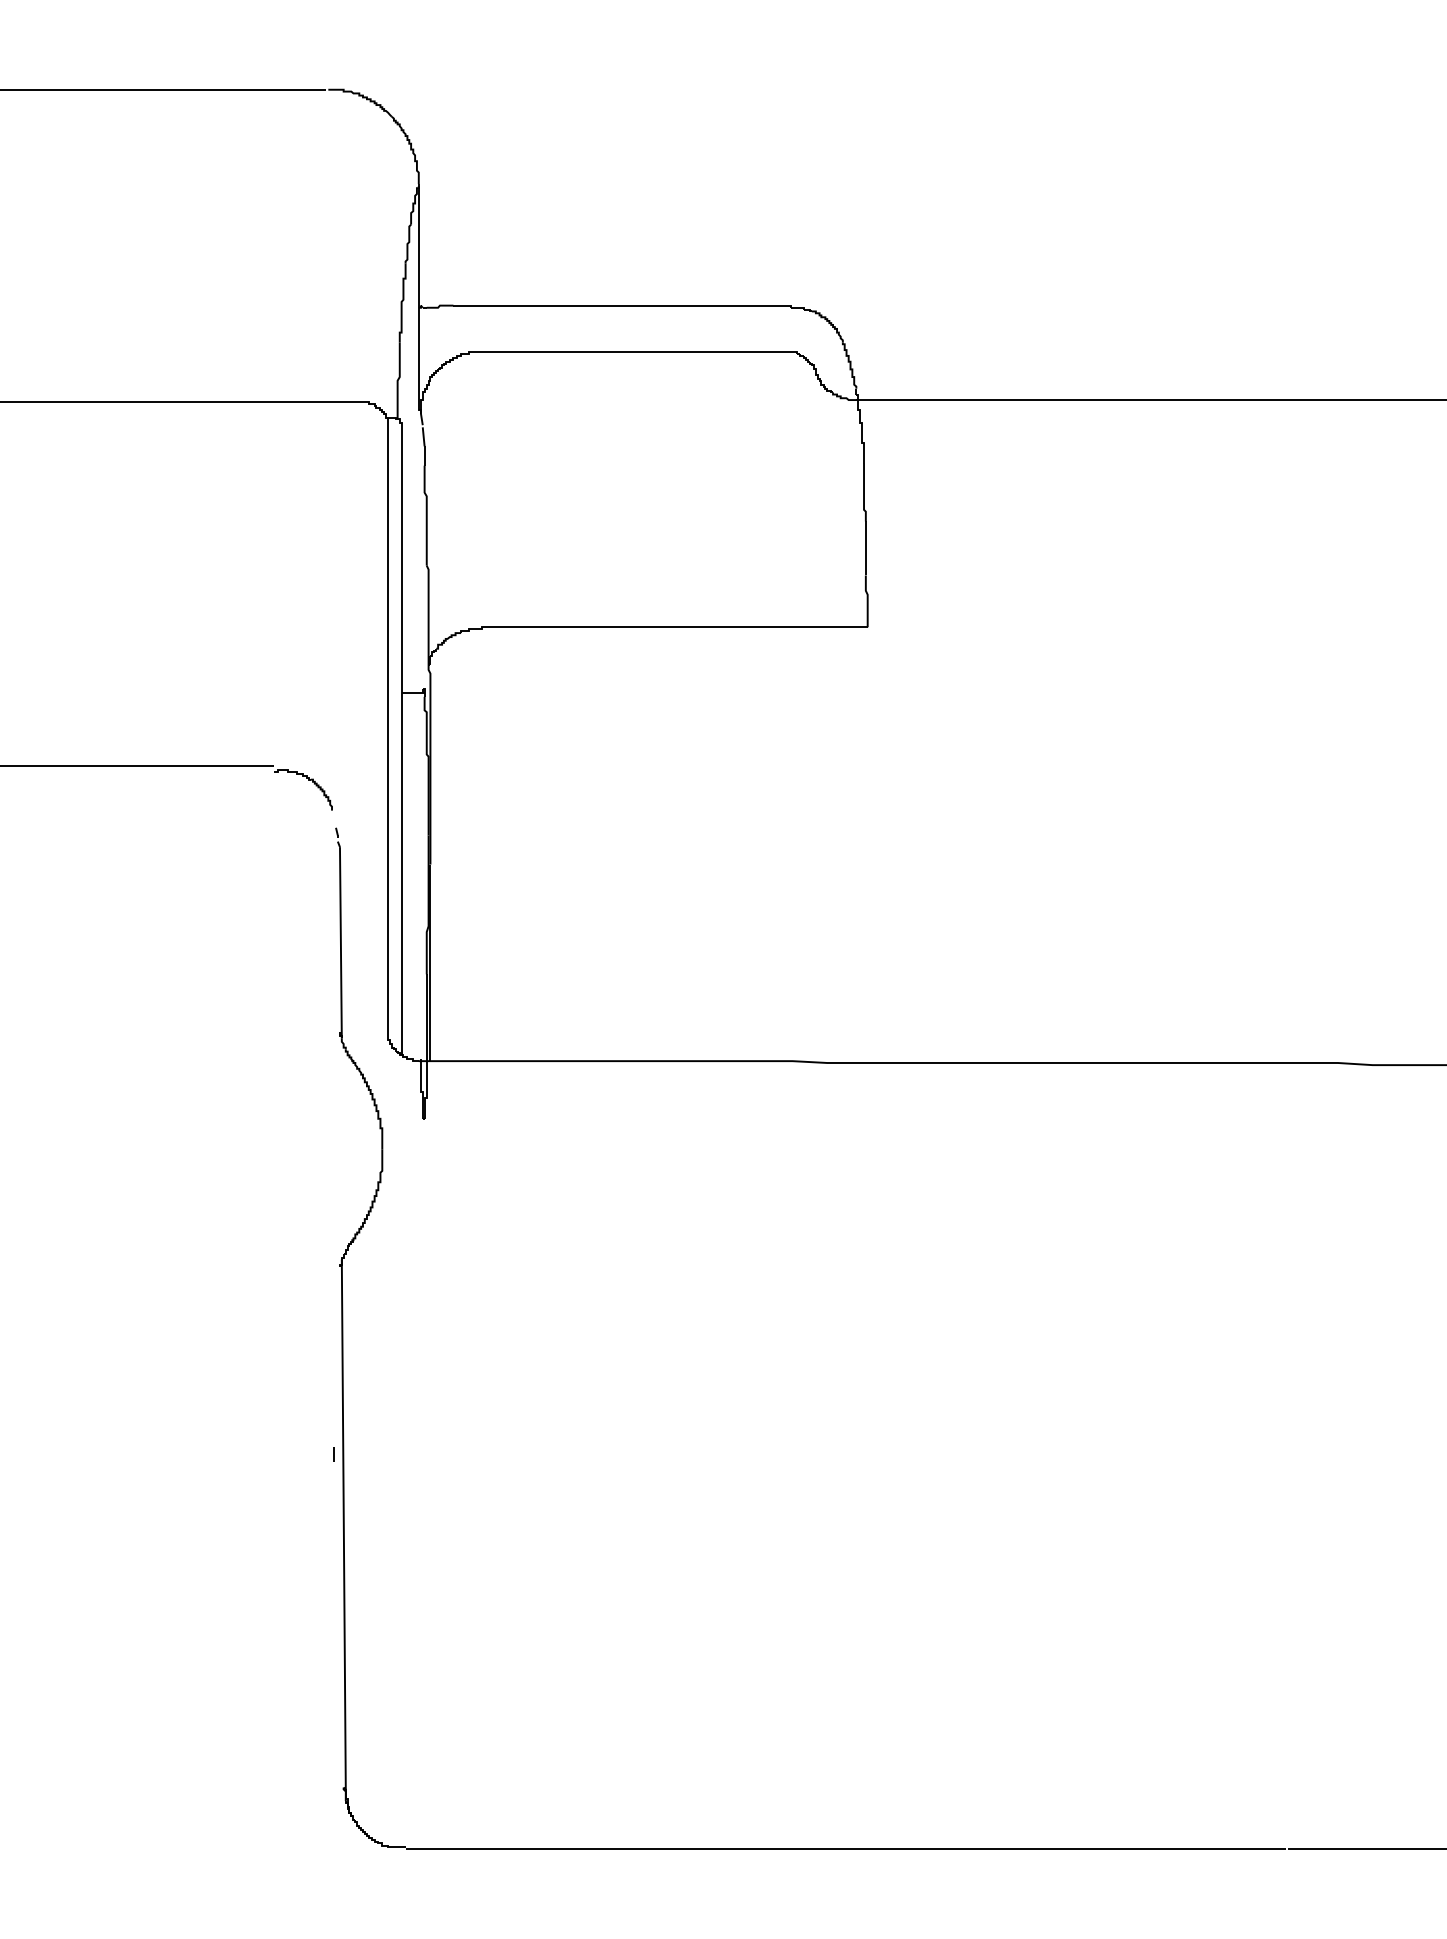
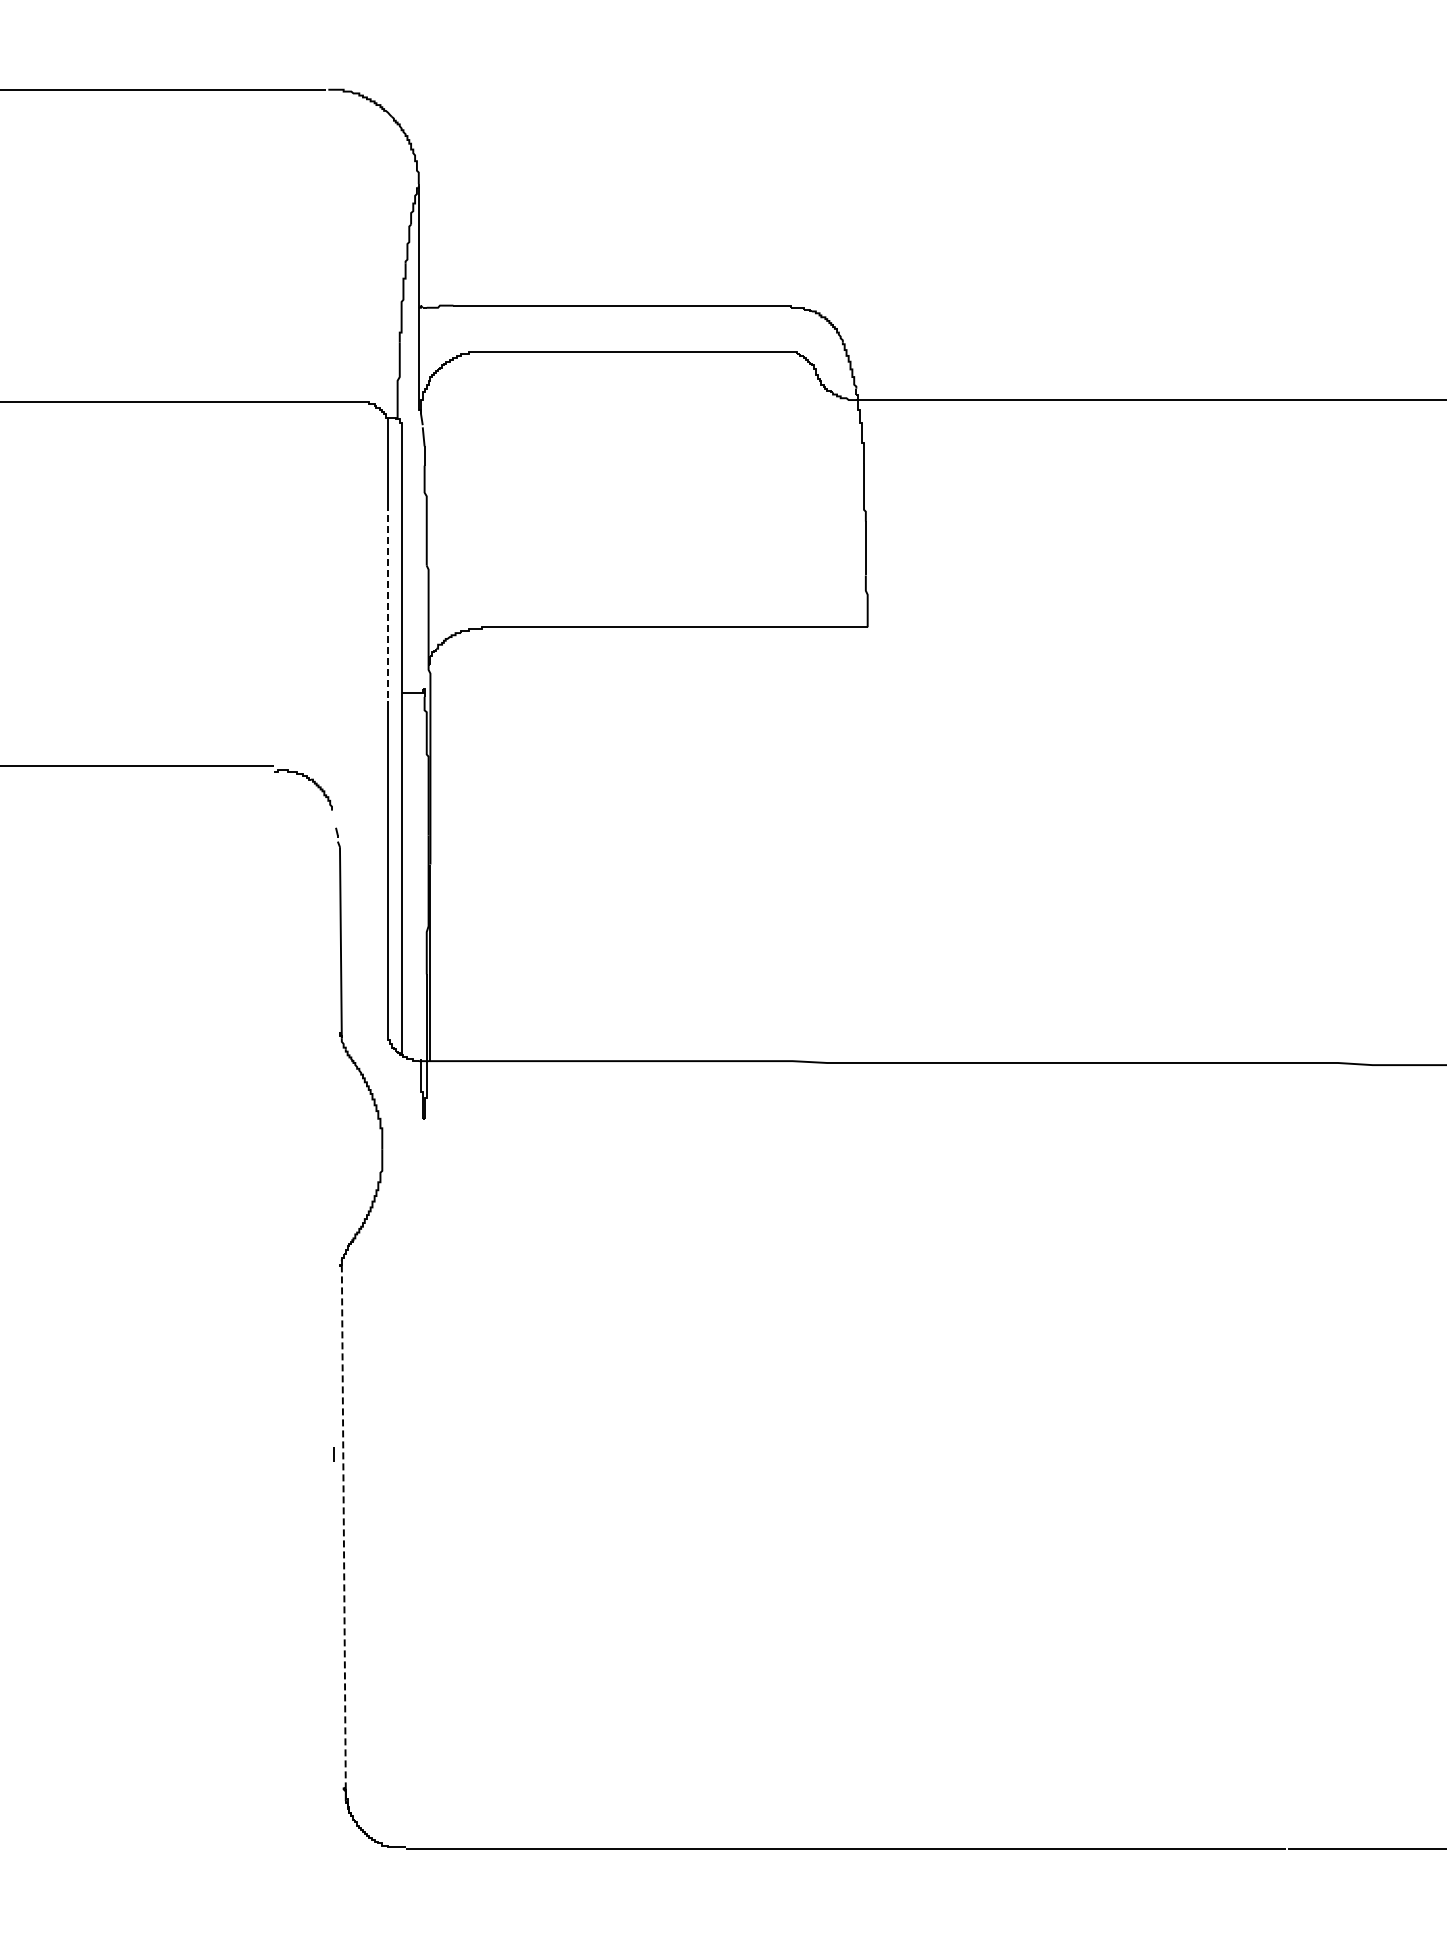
line: solid -> dashed (388, 602)
line: solid -> dashed (343, 1524)
